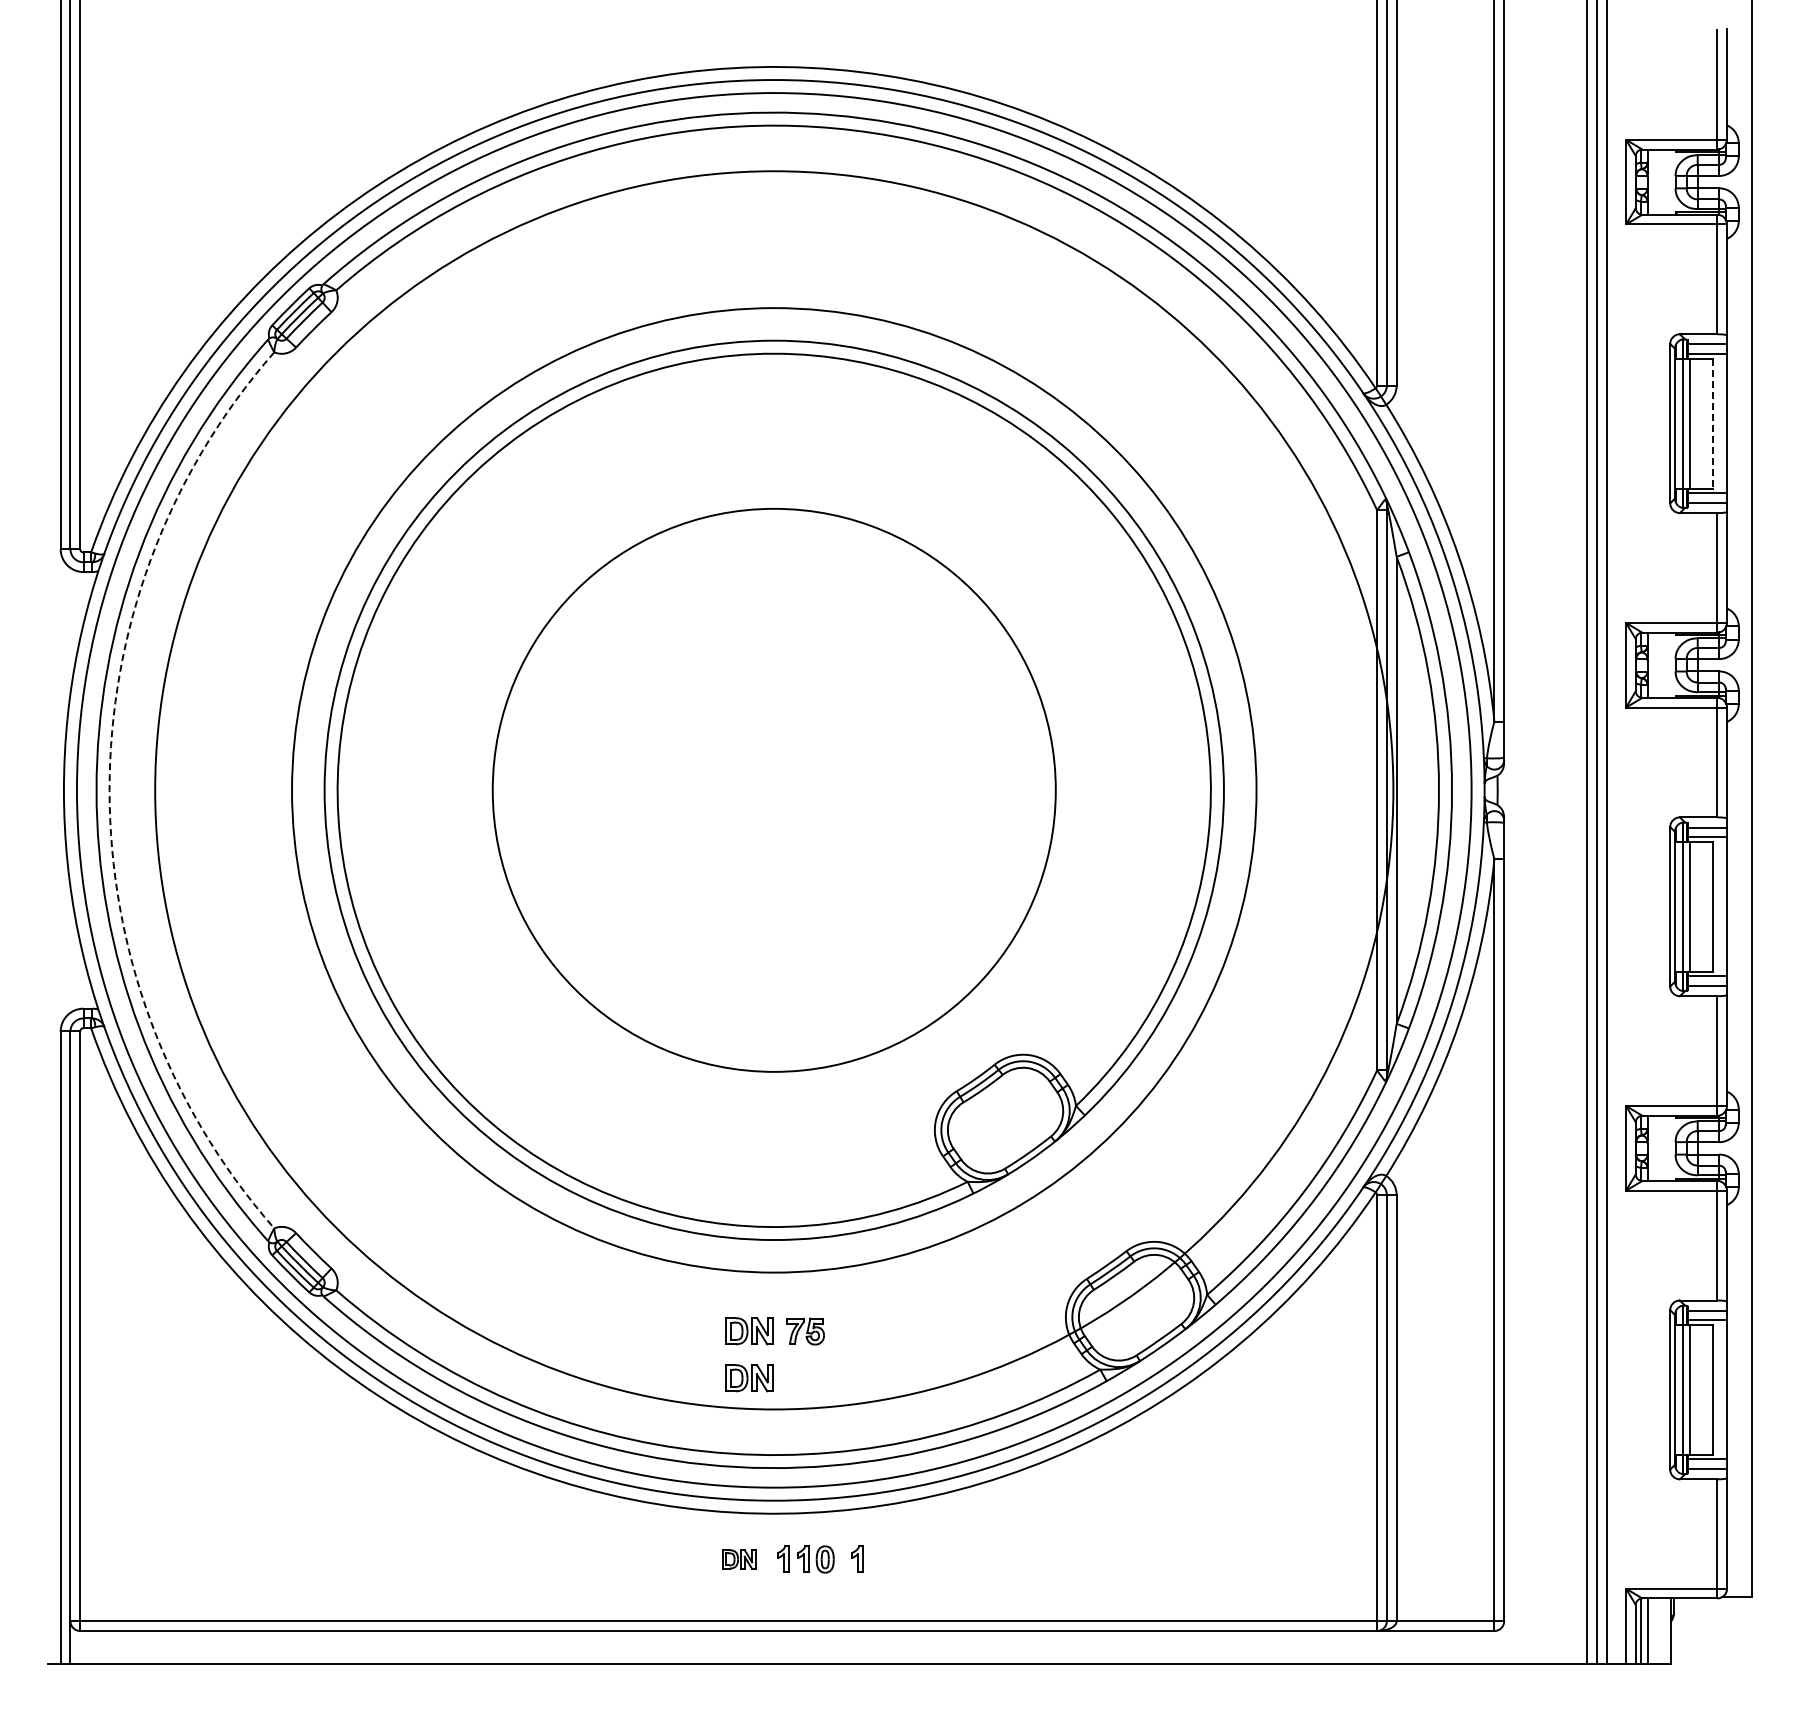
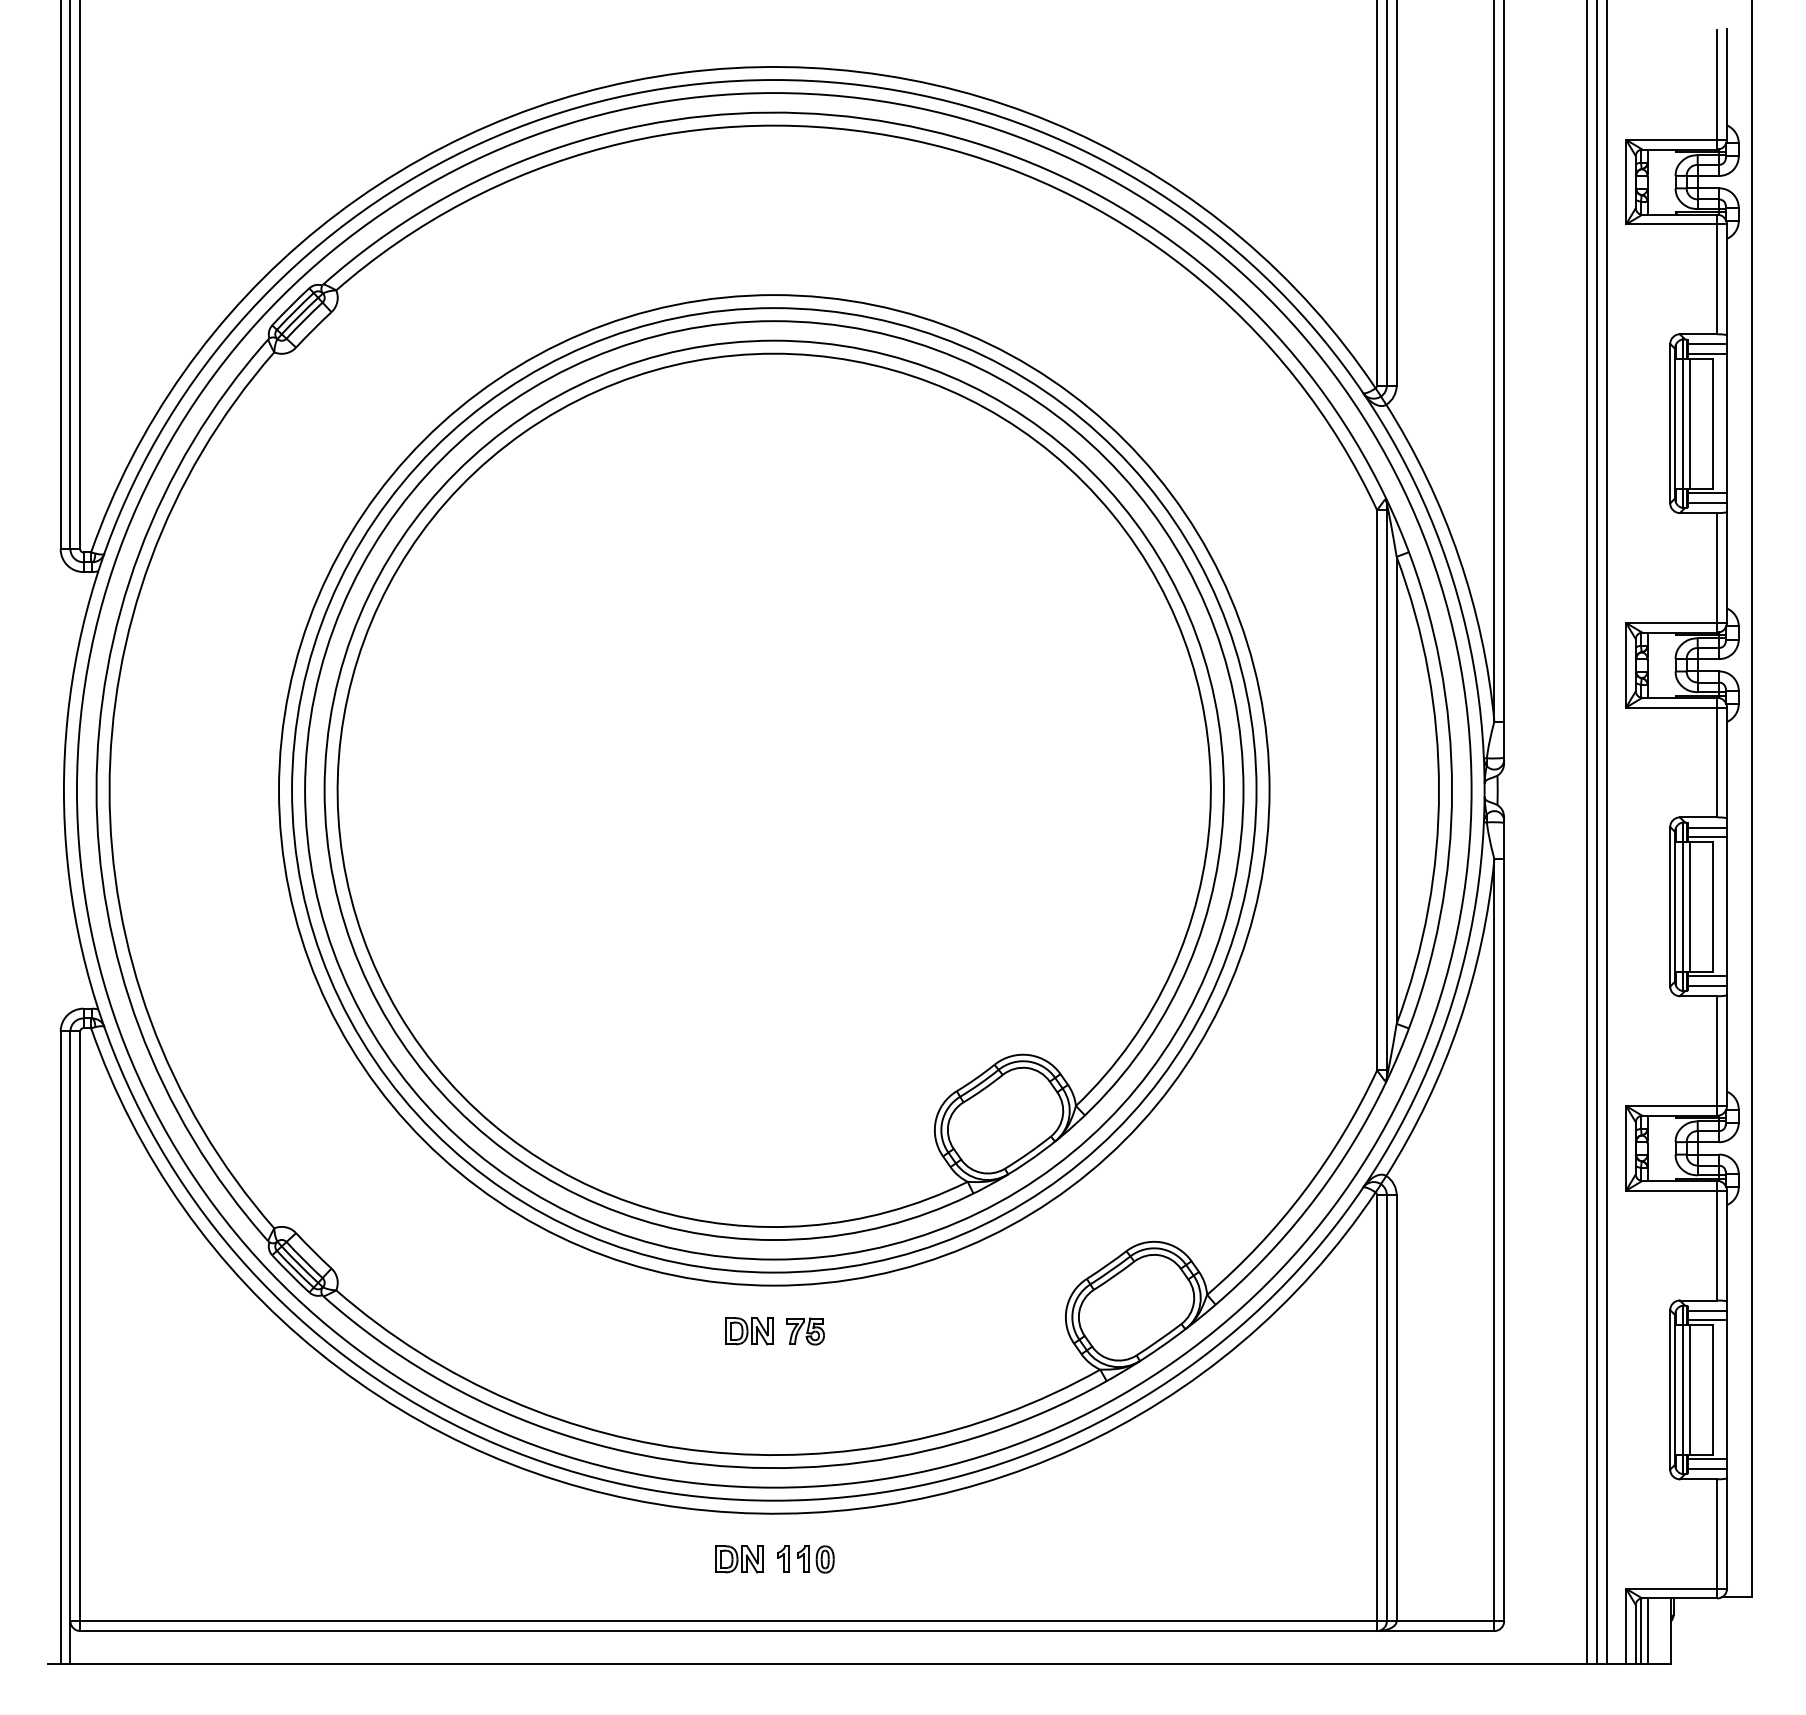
line: dashed -> solid (1712, 424)
circle diameter: 563 px -> 938 px (774, 790)
arc: dashed -> solid (109, 790)
circle diameter: 1238 px -> 991 px (774, 790)
part: present -> none (749, 1378)
part: present -> none (857, 1558)
part size: 35x21 px -> 49x29 px (739, 1559)
